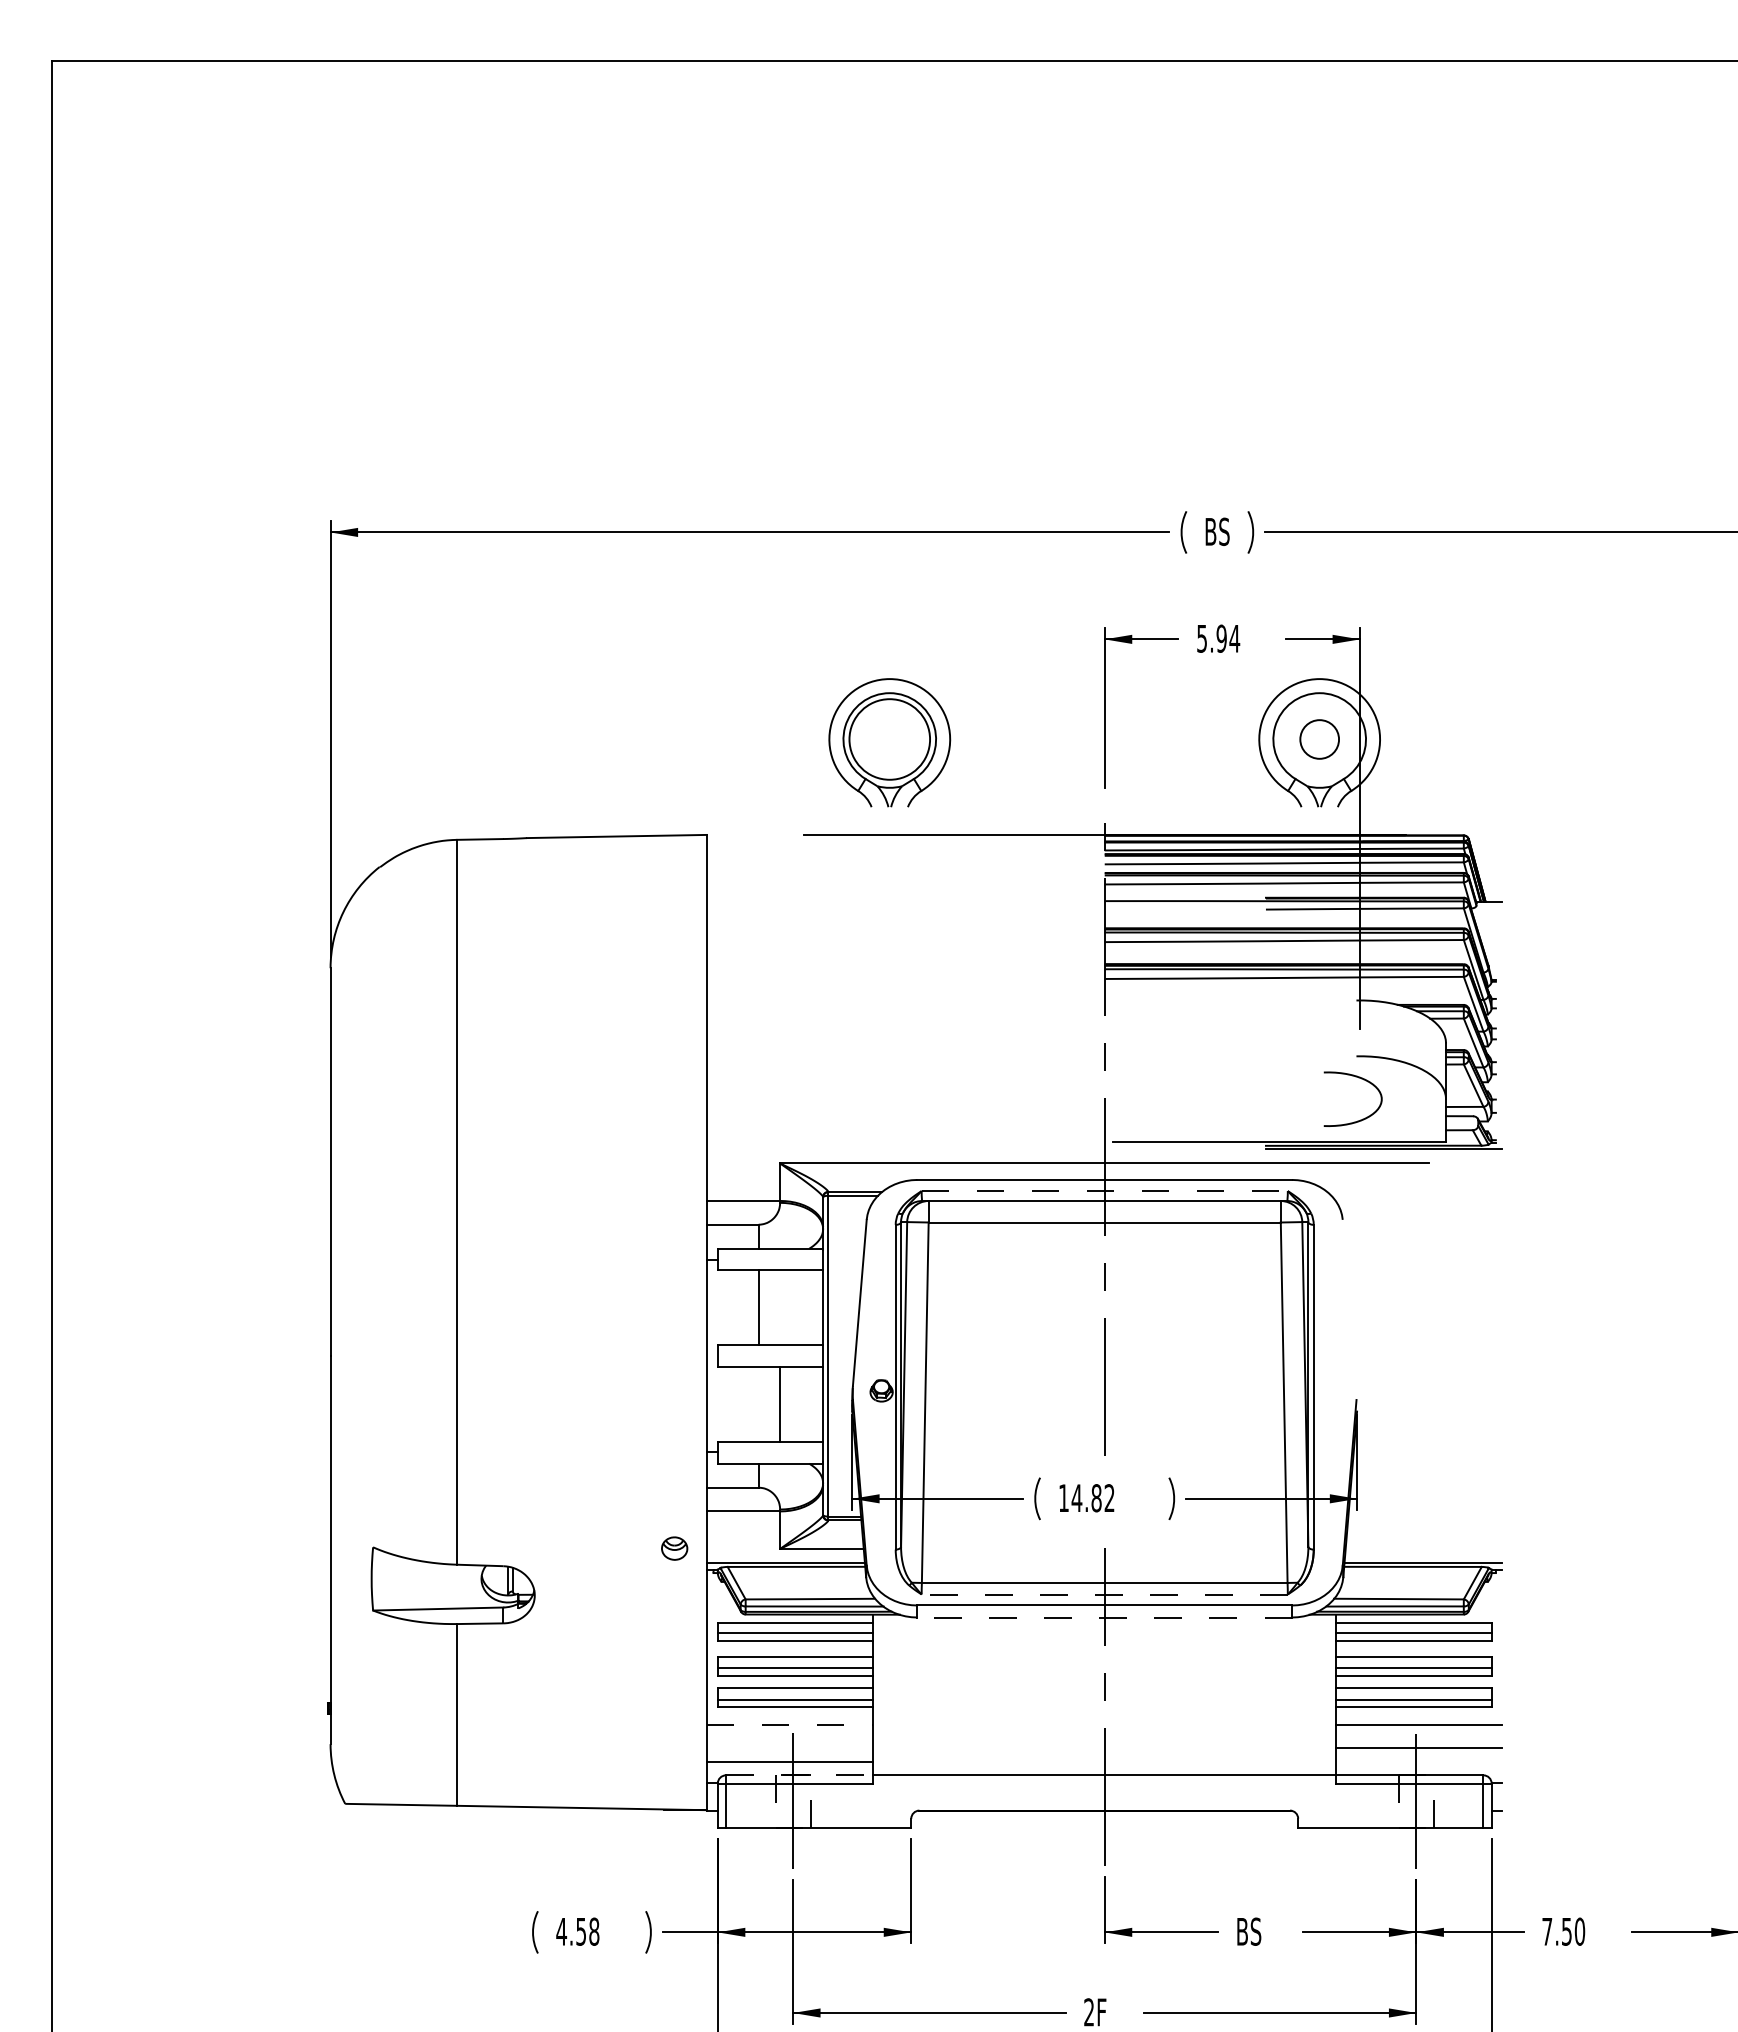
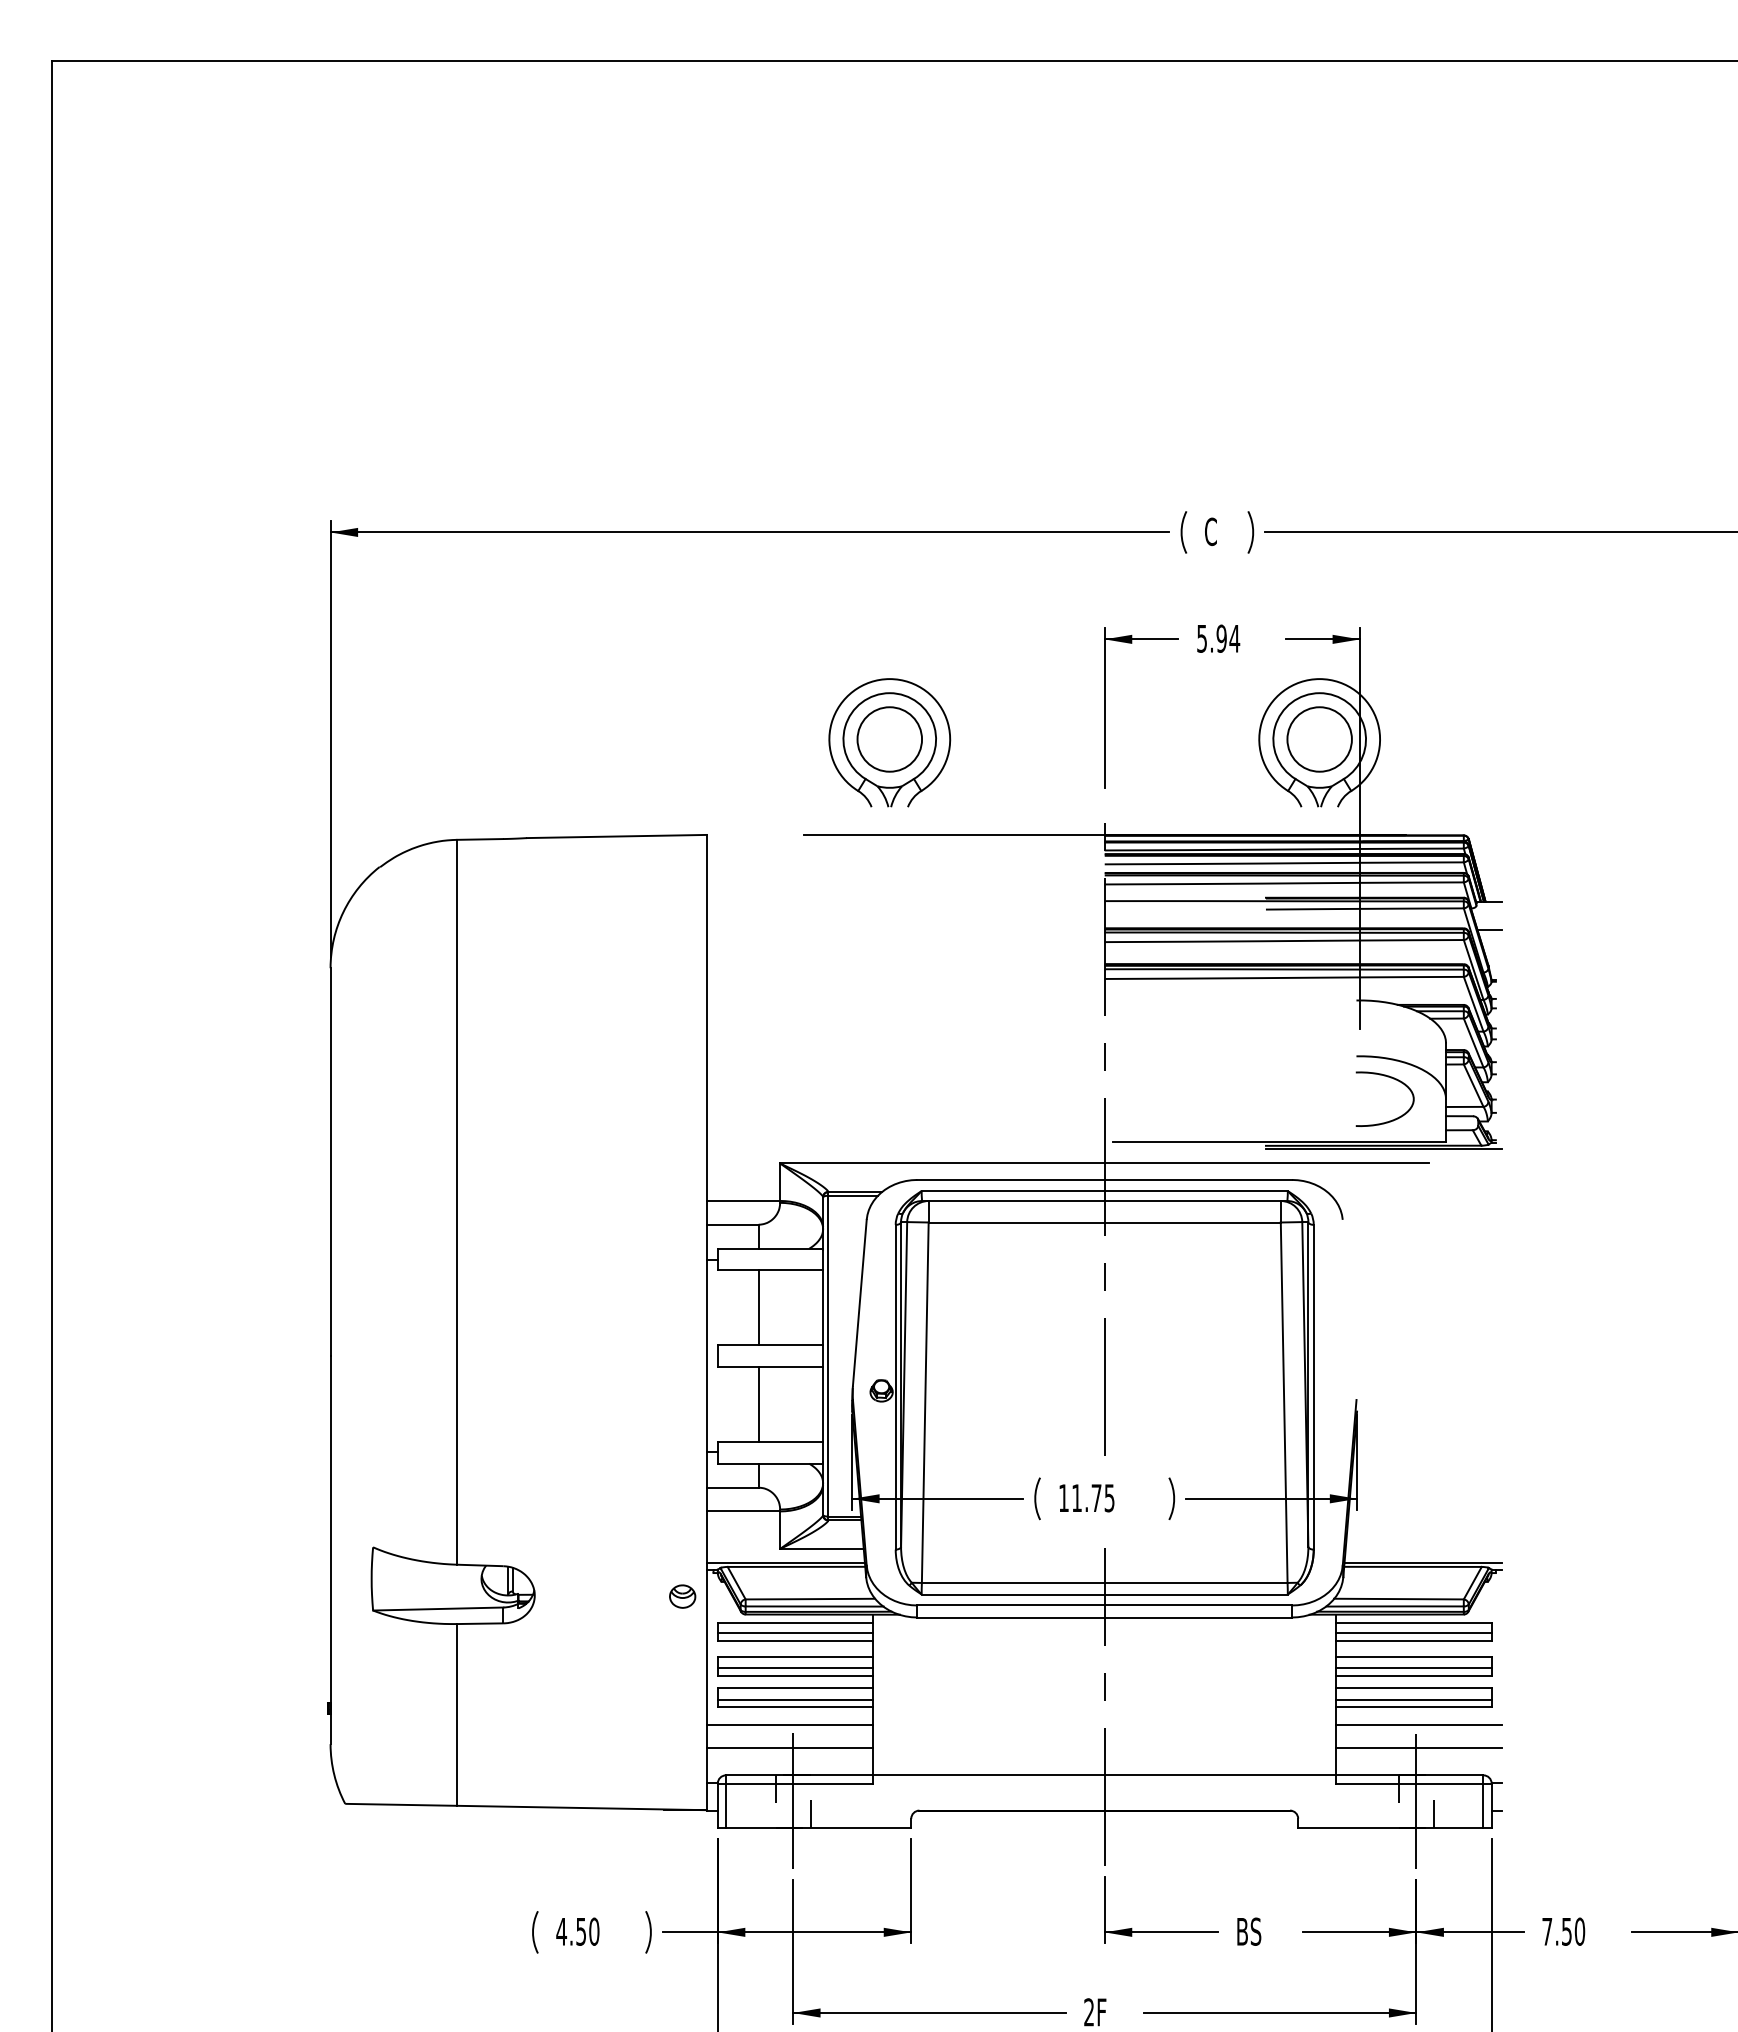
text: BS -> C (1217, 531)
circle diameter: 81 px -> 64 px (889, 739)
circle diameter: 39 px -> 64 px (1319, 739)
line: none -> present (1489, 929)
curve position: (1358, 1078) -> (1390, 1078) (1390, 1078)
line: dashed -> solid (1105, 1191)
line position: (779, 1404) -> (758, 1404) (758, 1404)
text: 14.82 -> 11.75 (1092, 1498)
part position: (674, 1548) -> (682, 1596) (682, 1596)
line: dashed -> solid (1104, 1594)
line: dashed -> solid (1104, 1617)
line: dashed -> solid (790, 1724)
line position: (789, 1761) -> (789, 1747) (789, 1747)
line: dashed -> solid (799, 1775)
text: 4.58 -> 4.50 (594, 1931)
